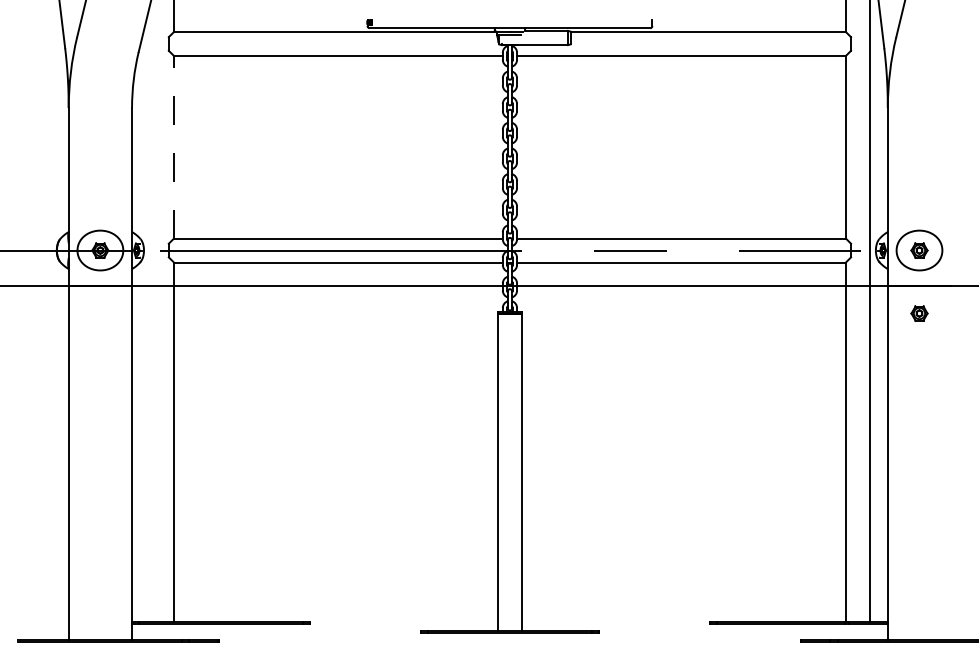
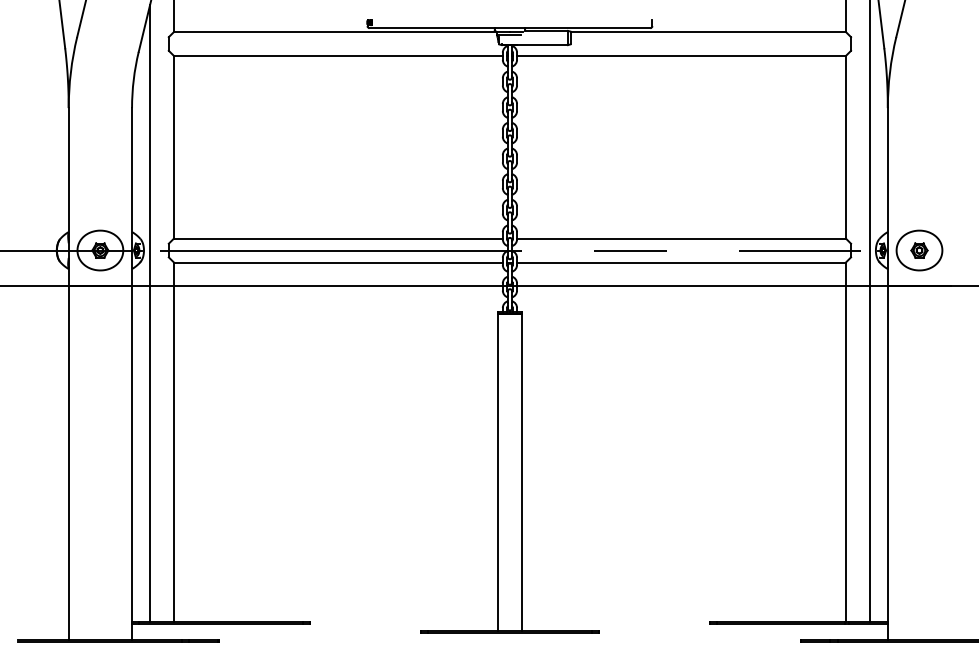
line: dashed -> solid (174, 146)
line: none -> present (150, 313)
part: present -> none (919, 313)
